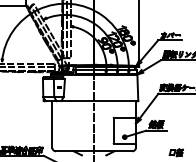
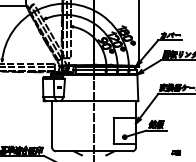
part size: 16x10 px -> 11x7 px (176, 152)
